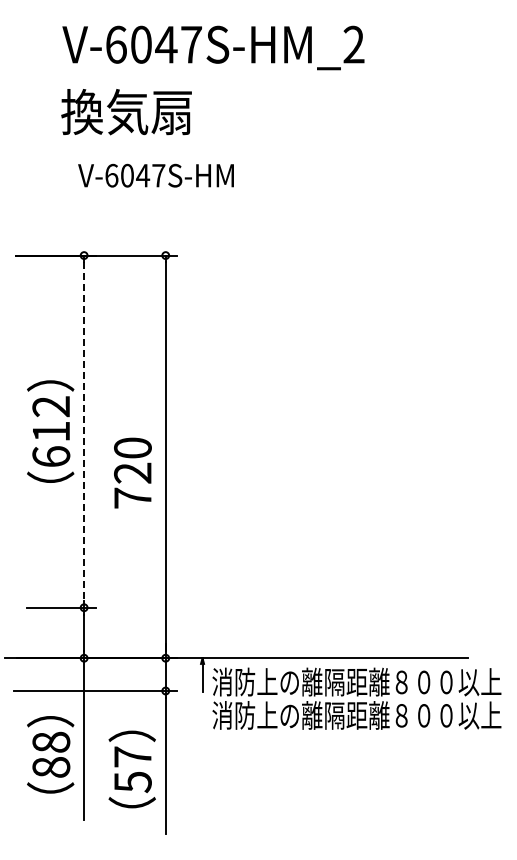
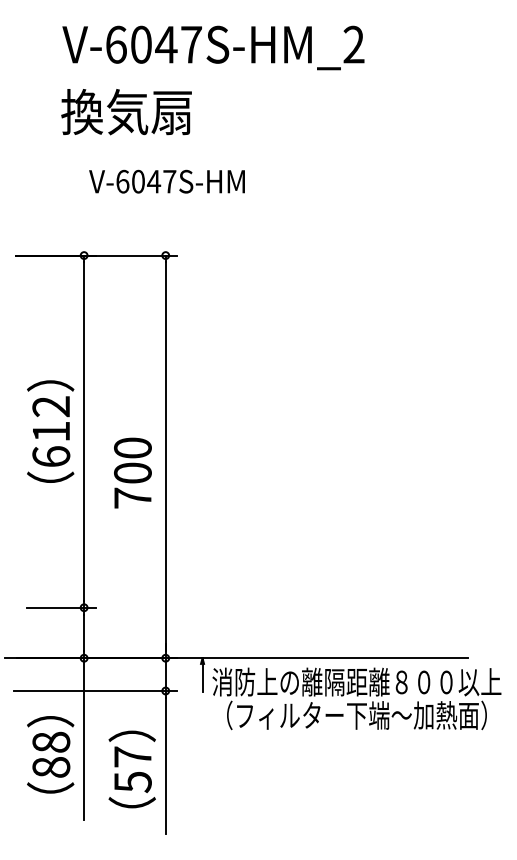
text position: (155, 175) -> (166, 181) (166, 181)
line: dashed -> solid (84, 432)
text: 720 -> 700 (132, 472)
text: 消防上の離隔距離８００以上 -> （フィルター下端～加熱面） (356, 715)
